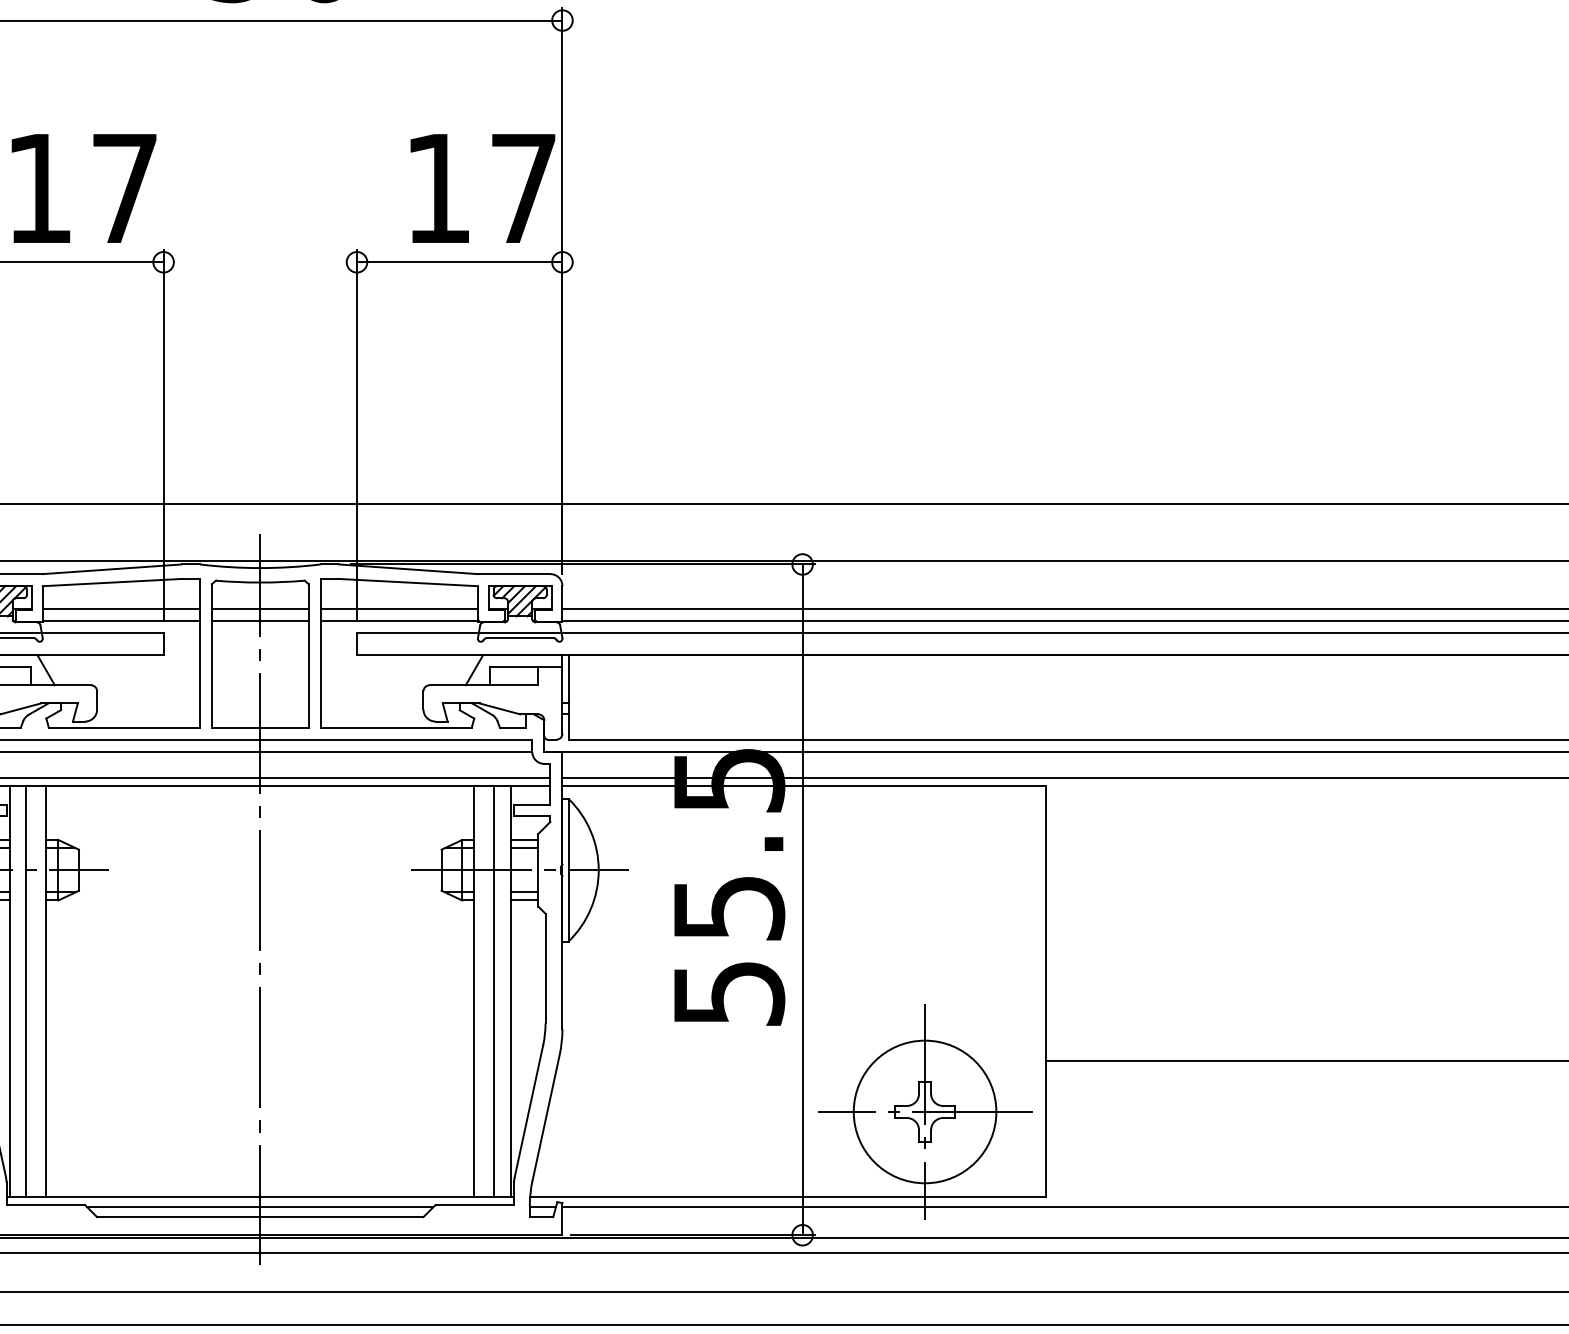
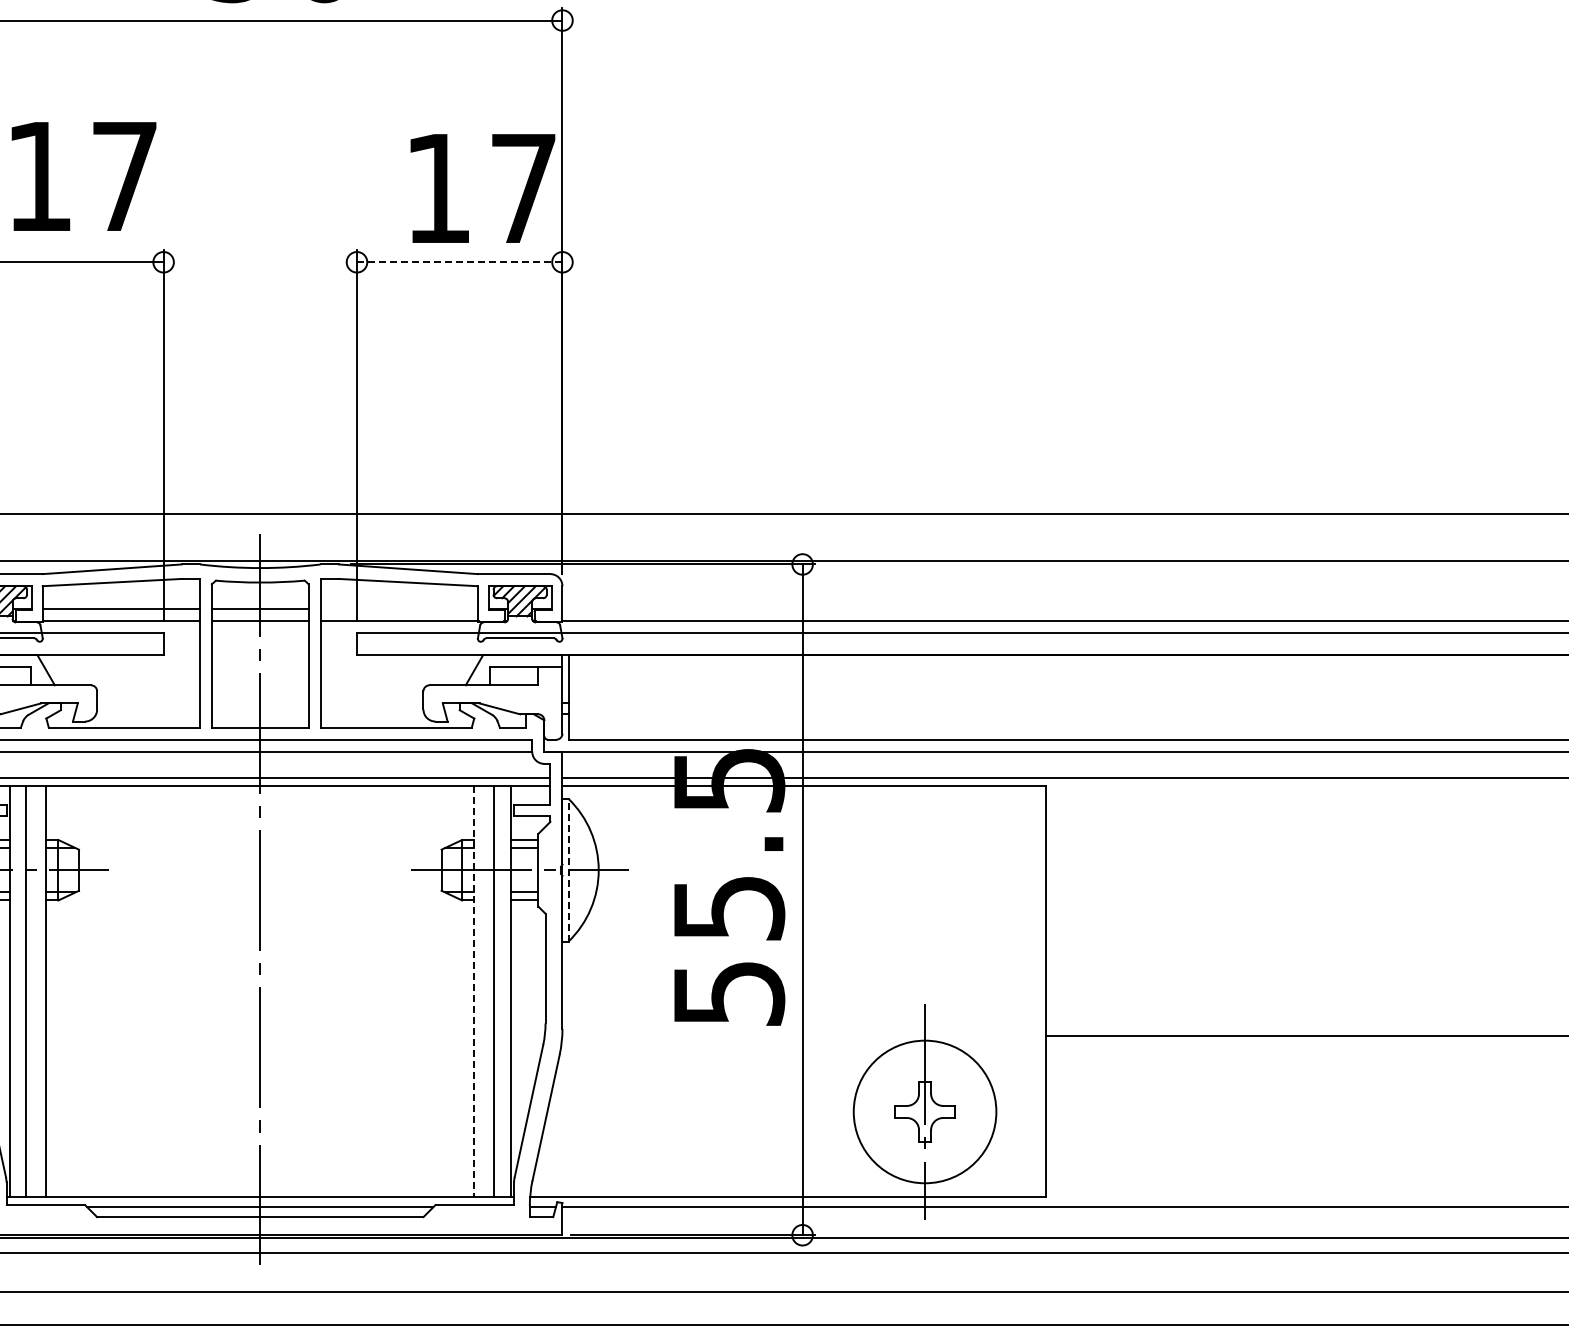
text position: (83, 188) -> (83, 176) (83, 176)
line: solid -> dashed (459, 262)
line position: (783, 504) -> (783, 514) (783, 514)
line: present -> none (398, 609)
line: present -> none (1063, 609)
line: solid -> dashed (568, 869)
line: solid -> dashed (474, 991)
line position: (1305, 1061) -> (1305, 1036) (1305, 1036)
line: present -> none (924, 1111)
